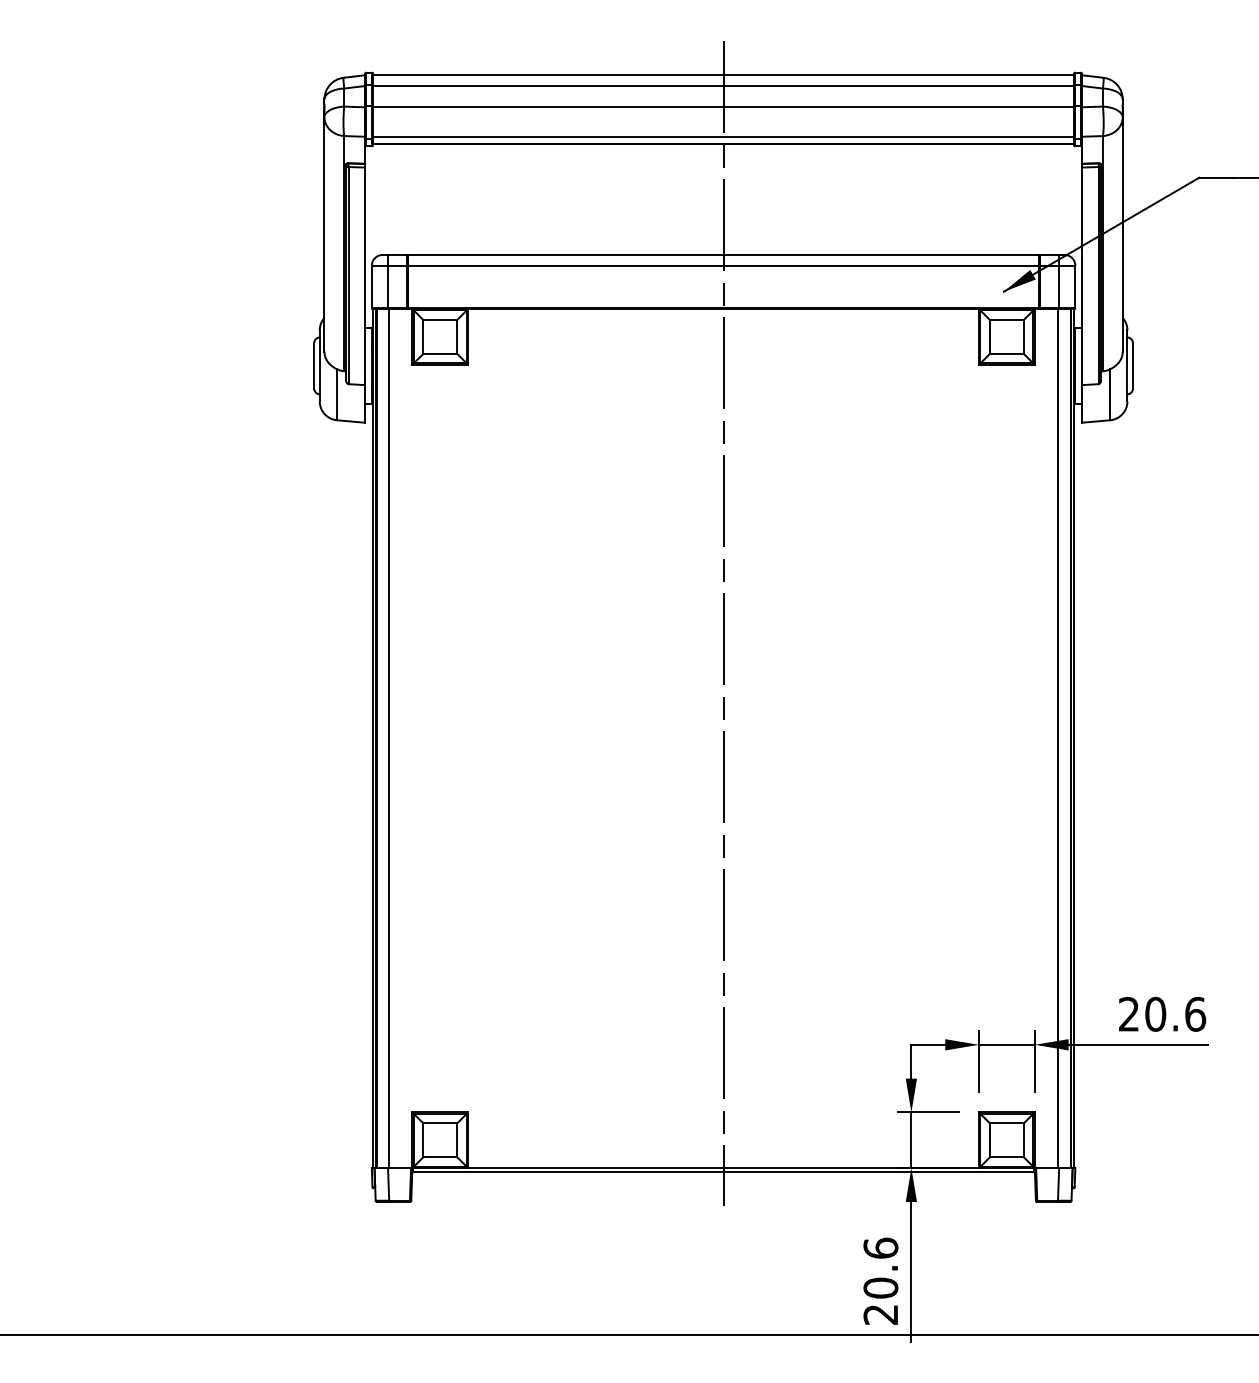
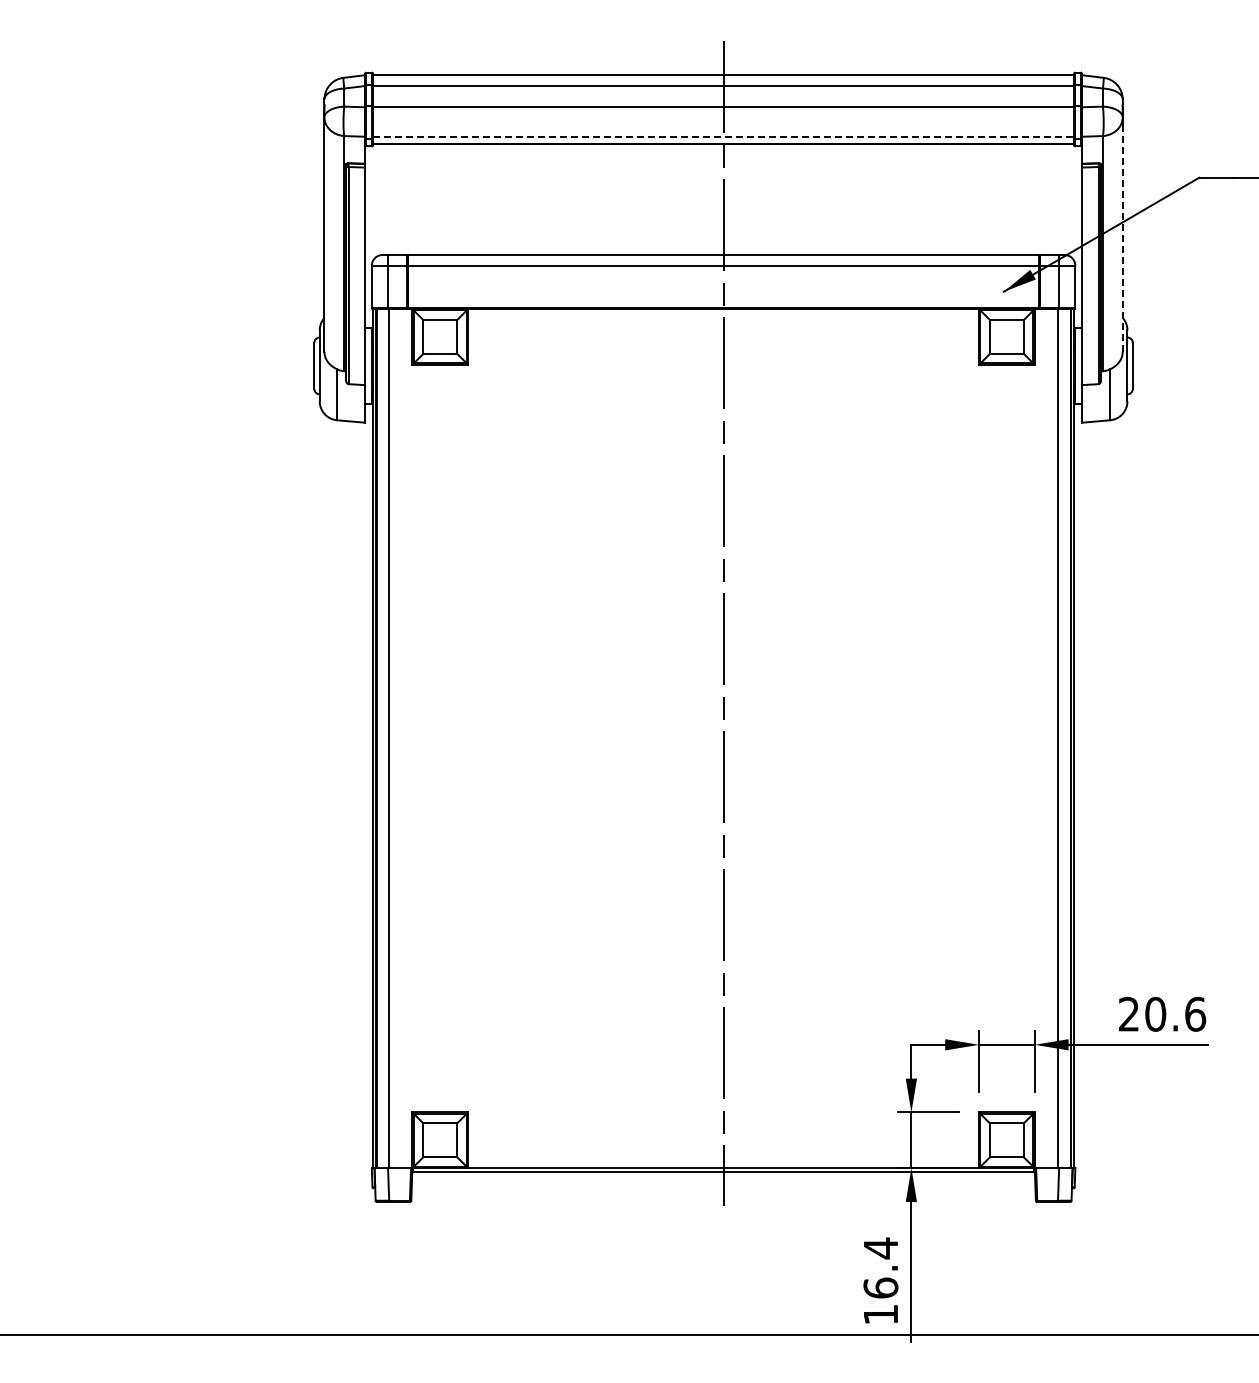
line: solid -> dashed (724, 136)
line: solid -> dashed (1122, 237)
text: 20.6 -> 16.4 (880, 1280)
